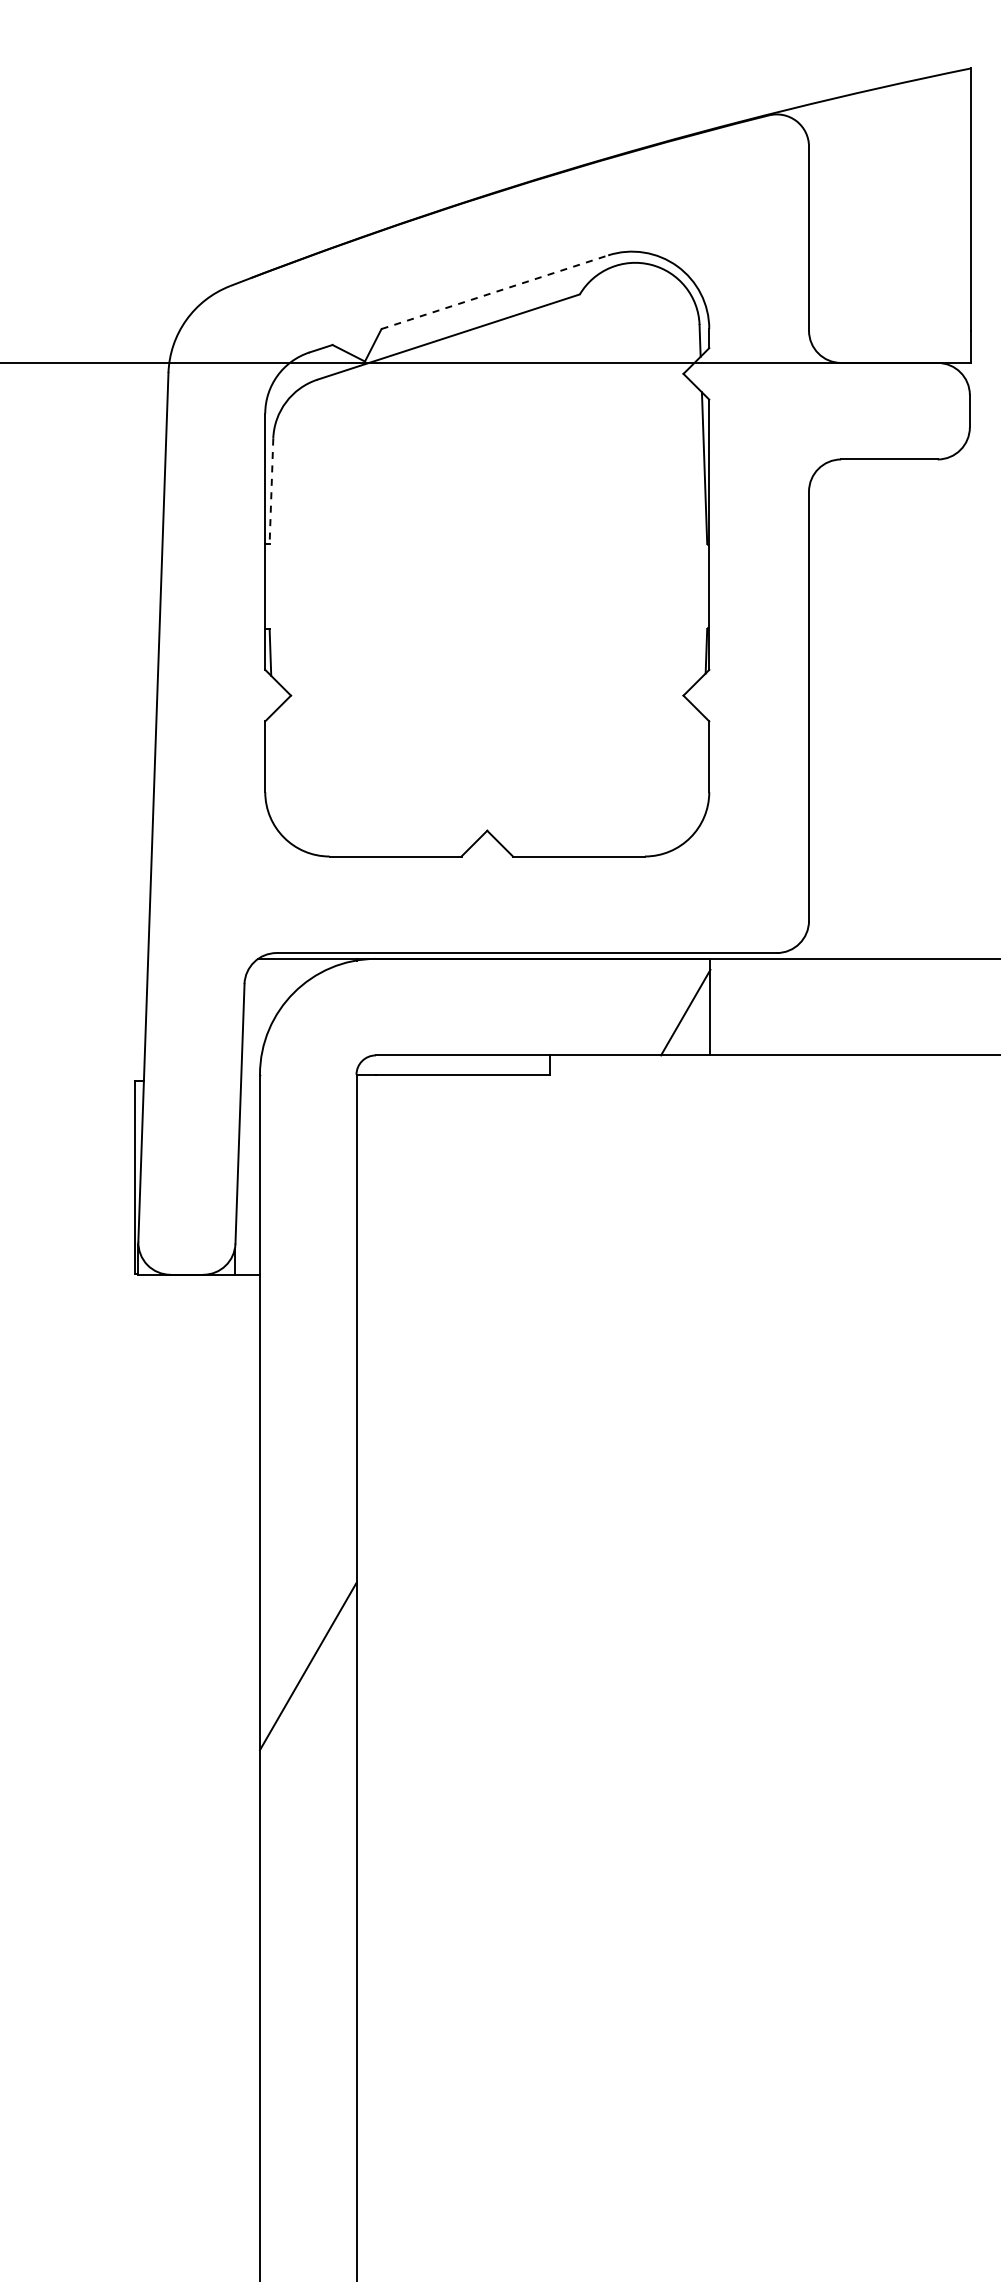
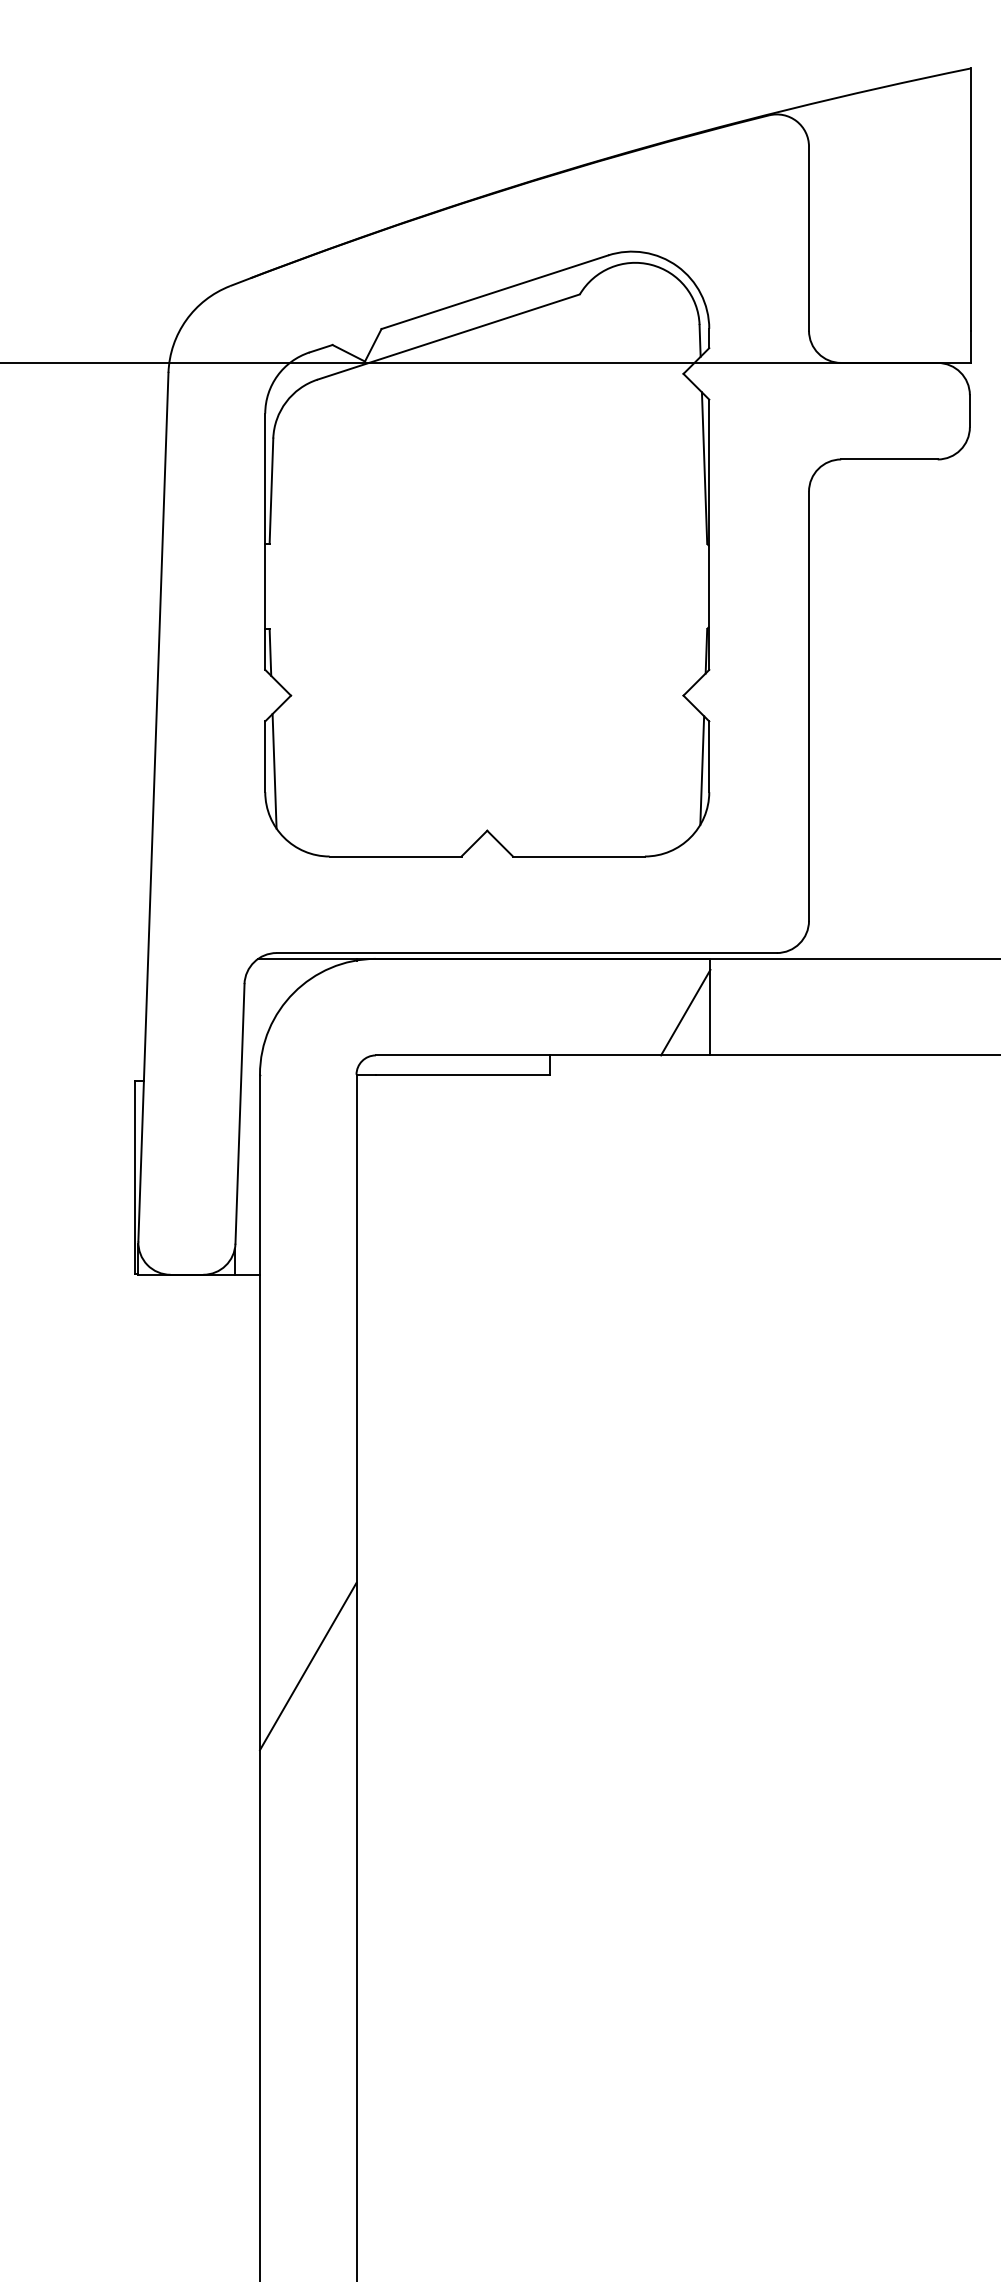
line: dashed -> solid (495, 292)
line: dashed -> solid (271, 491)
line: none -> present (702, 770)
line: none -> present (274, 771)
